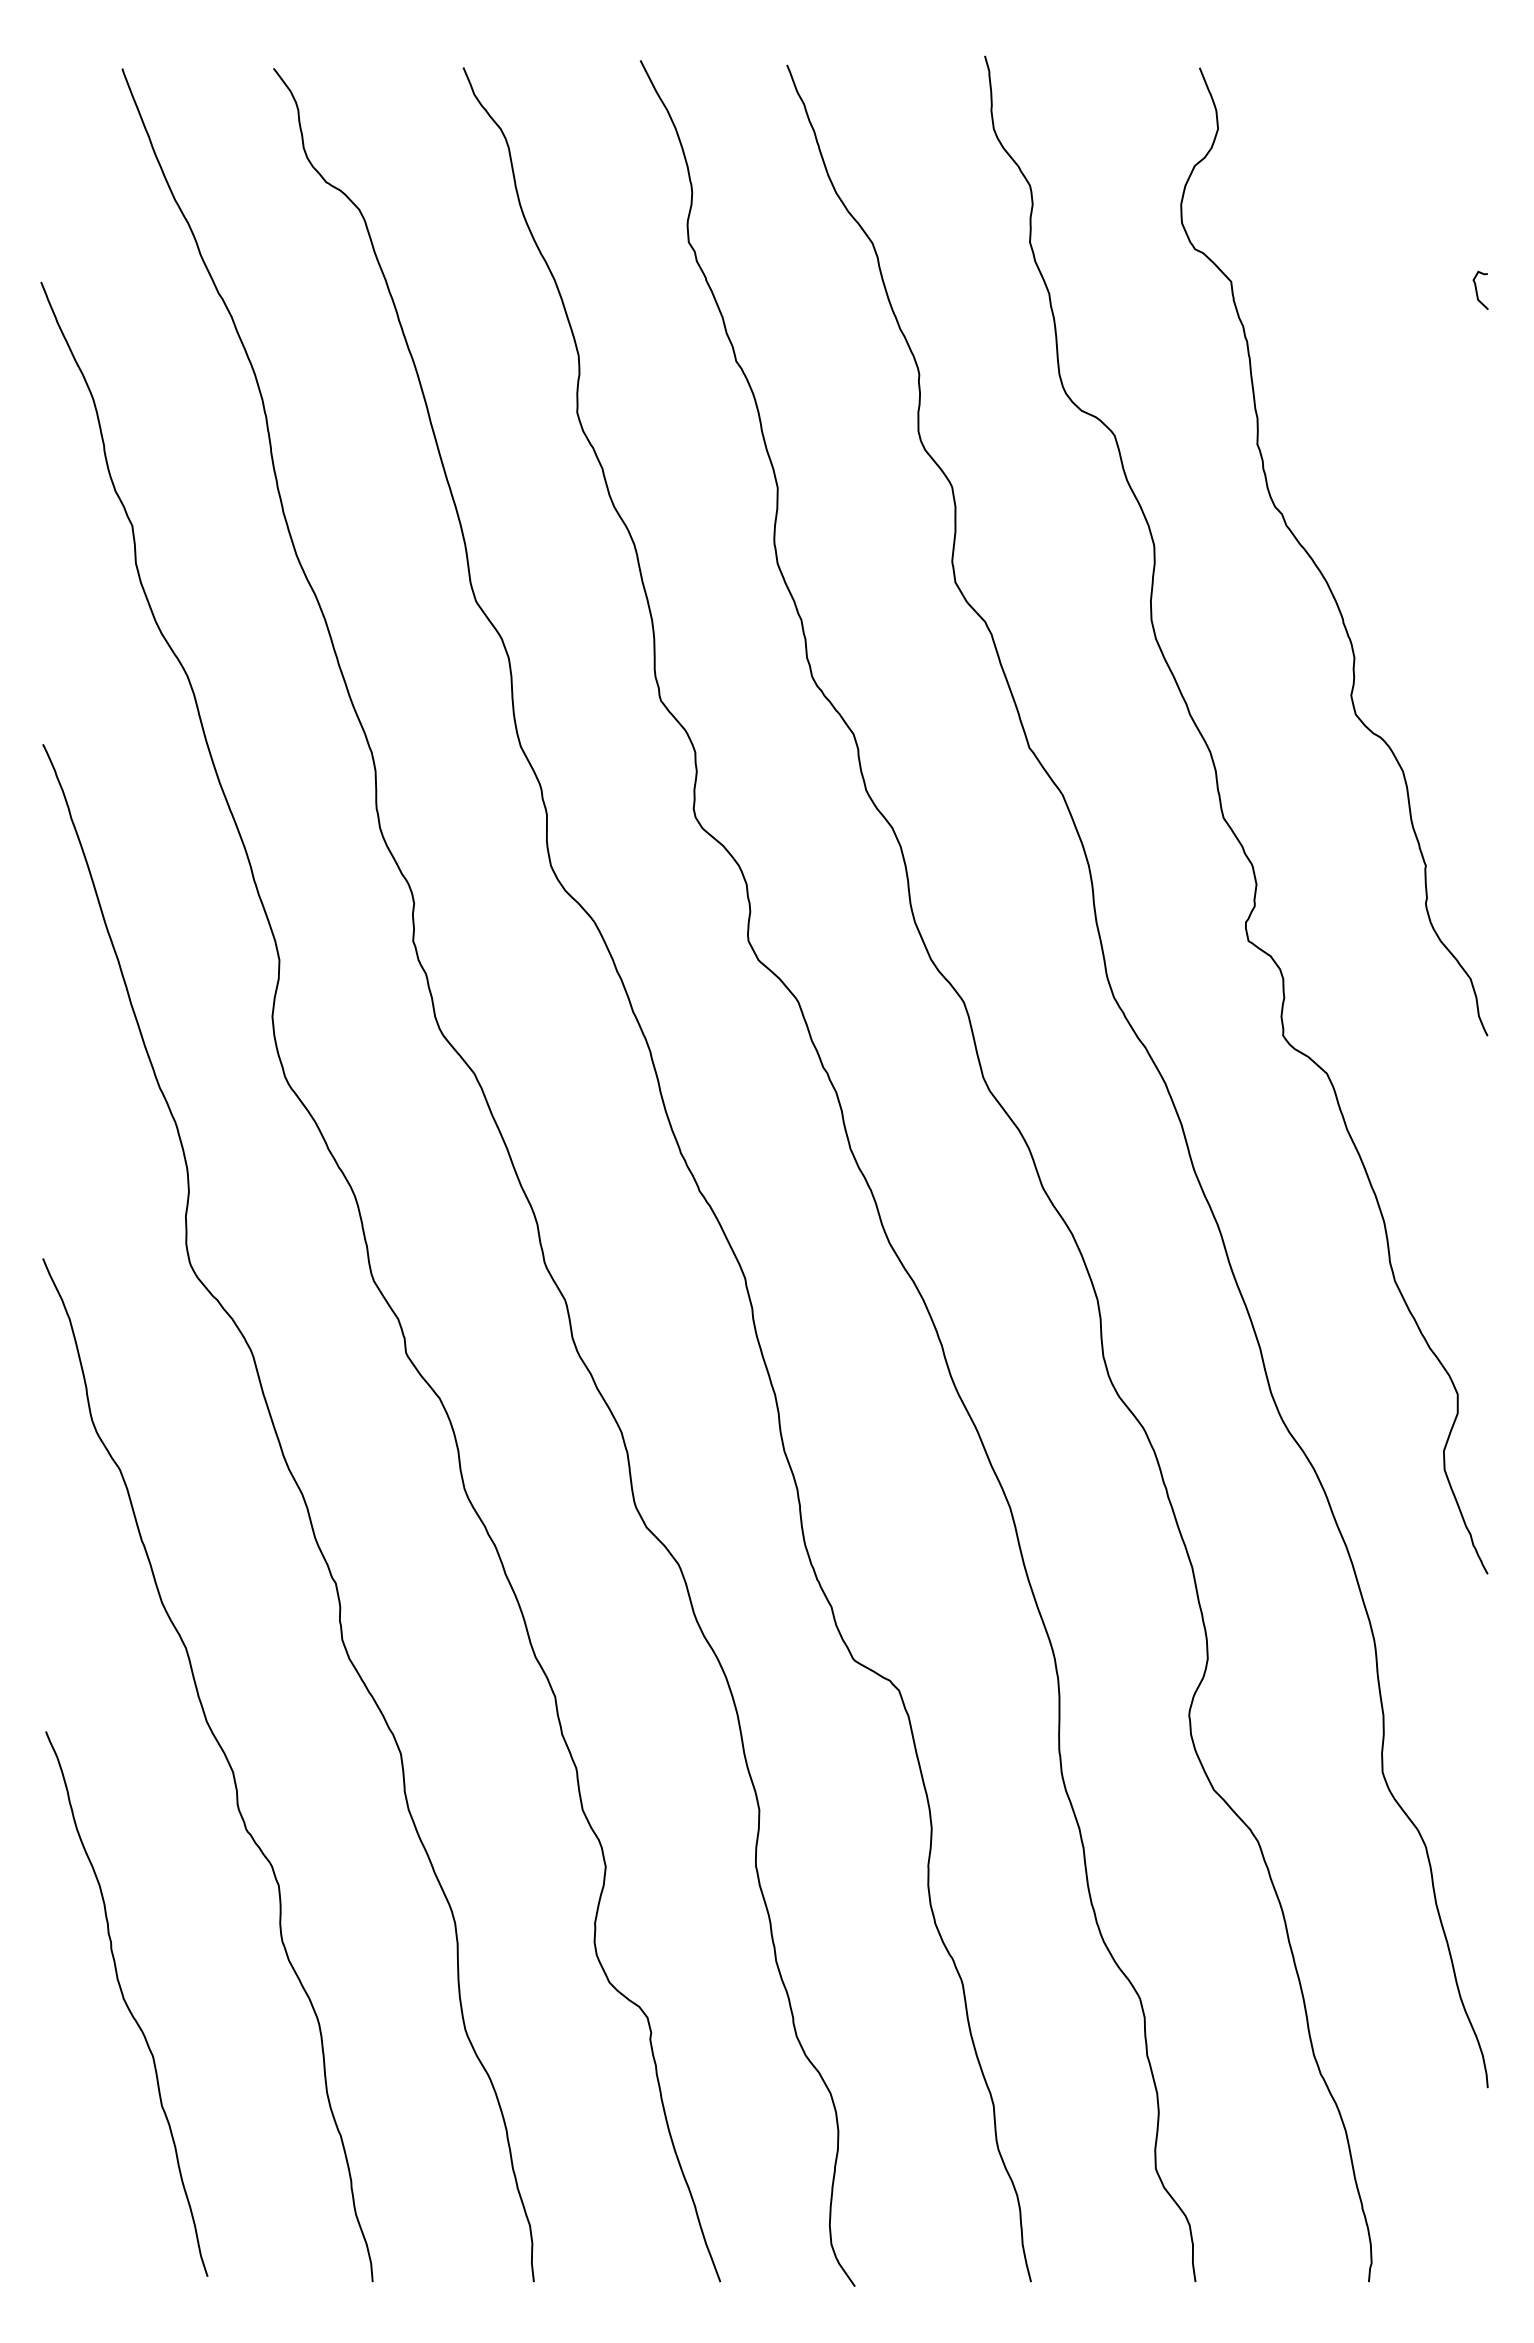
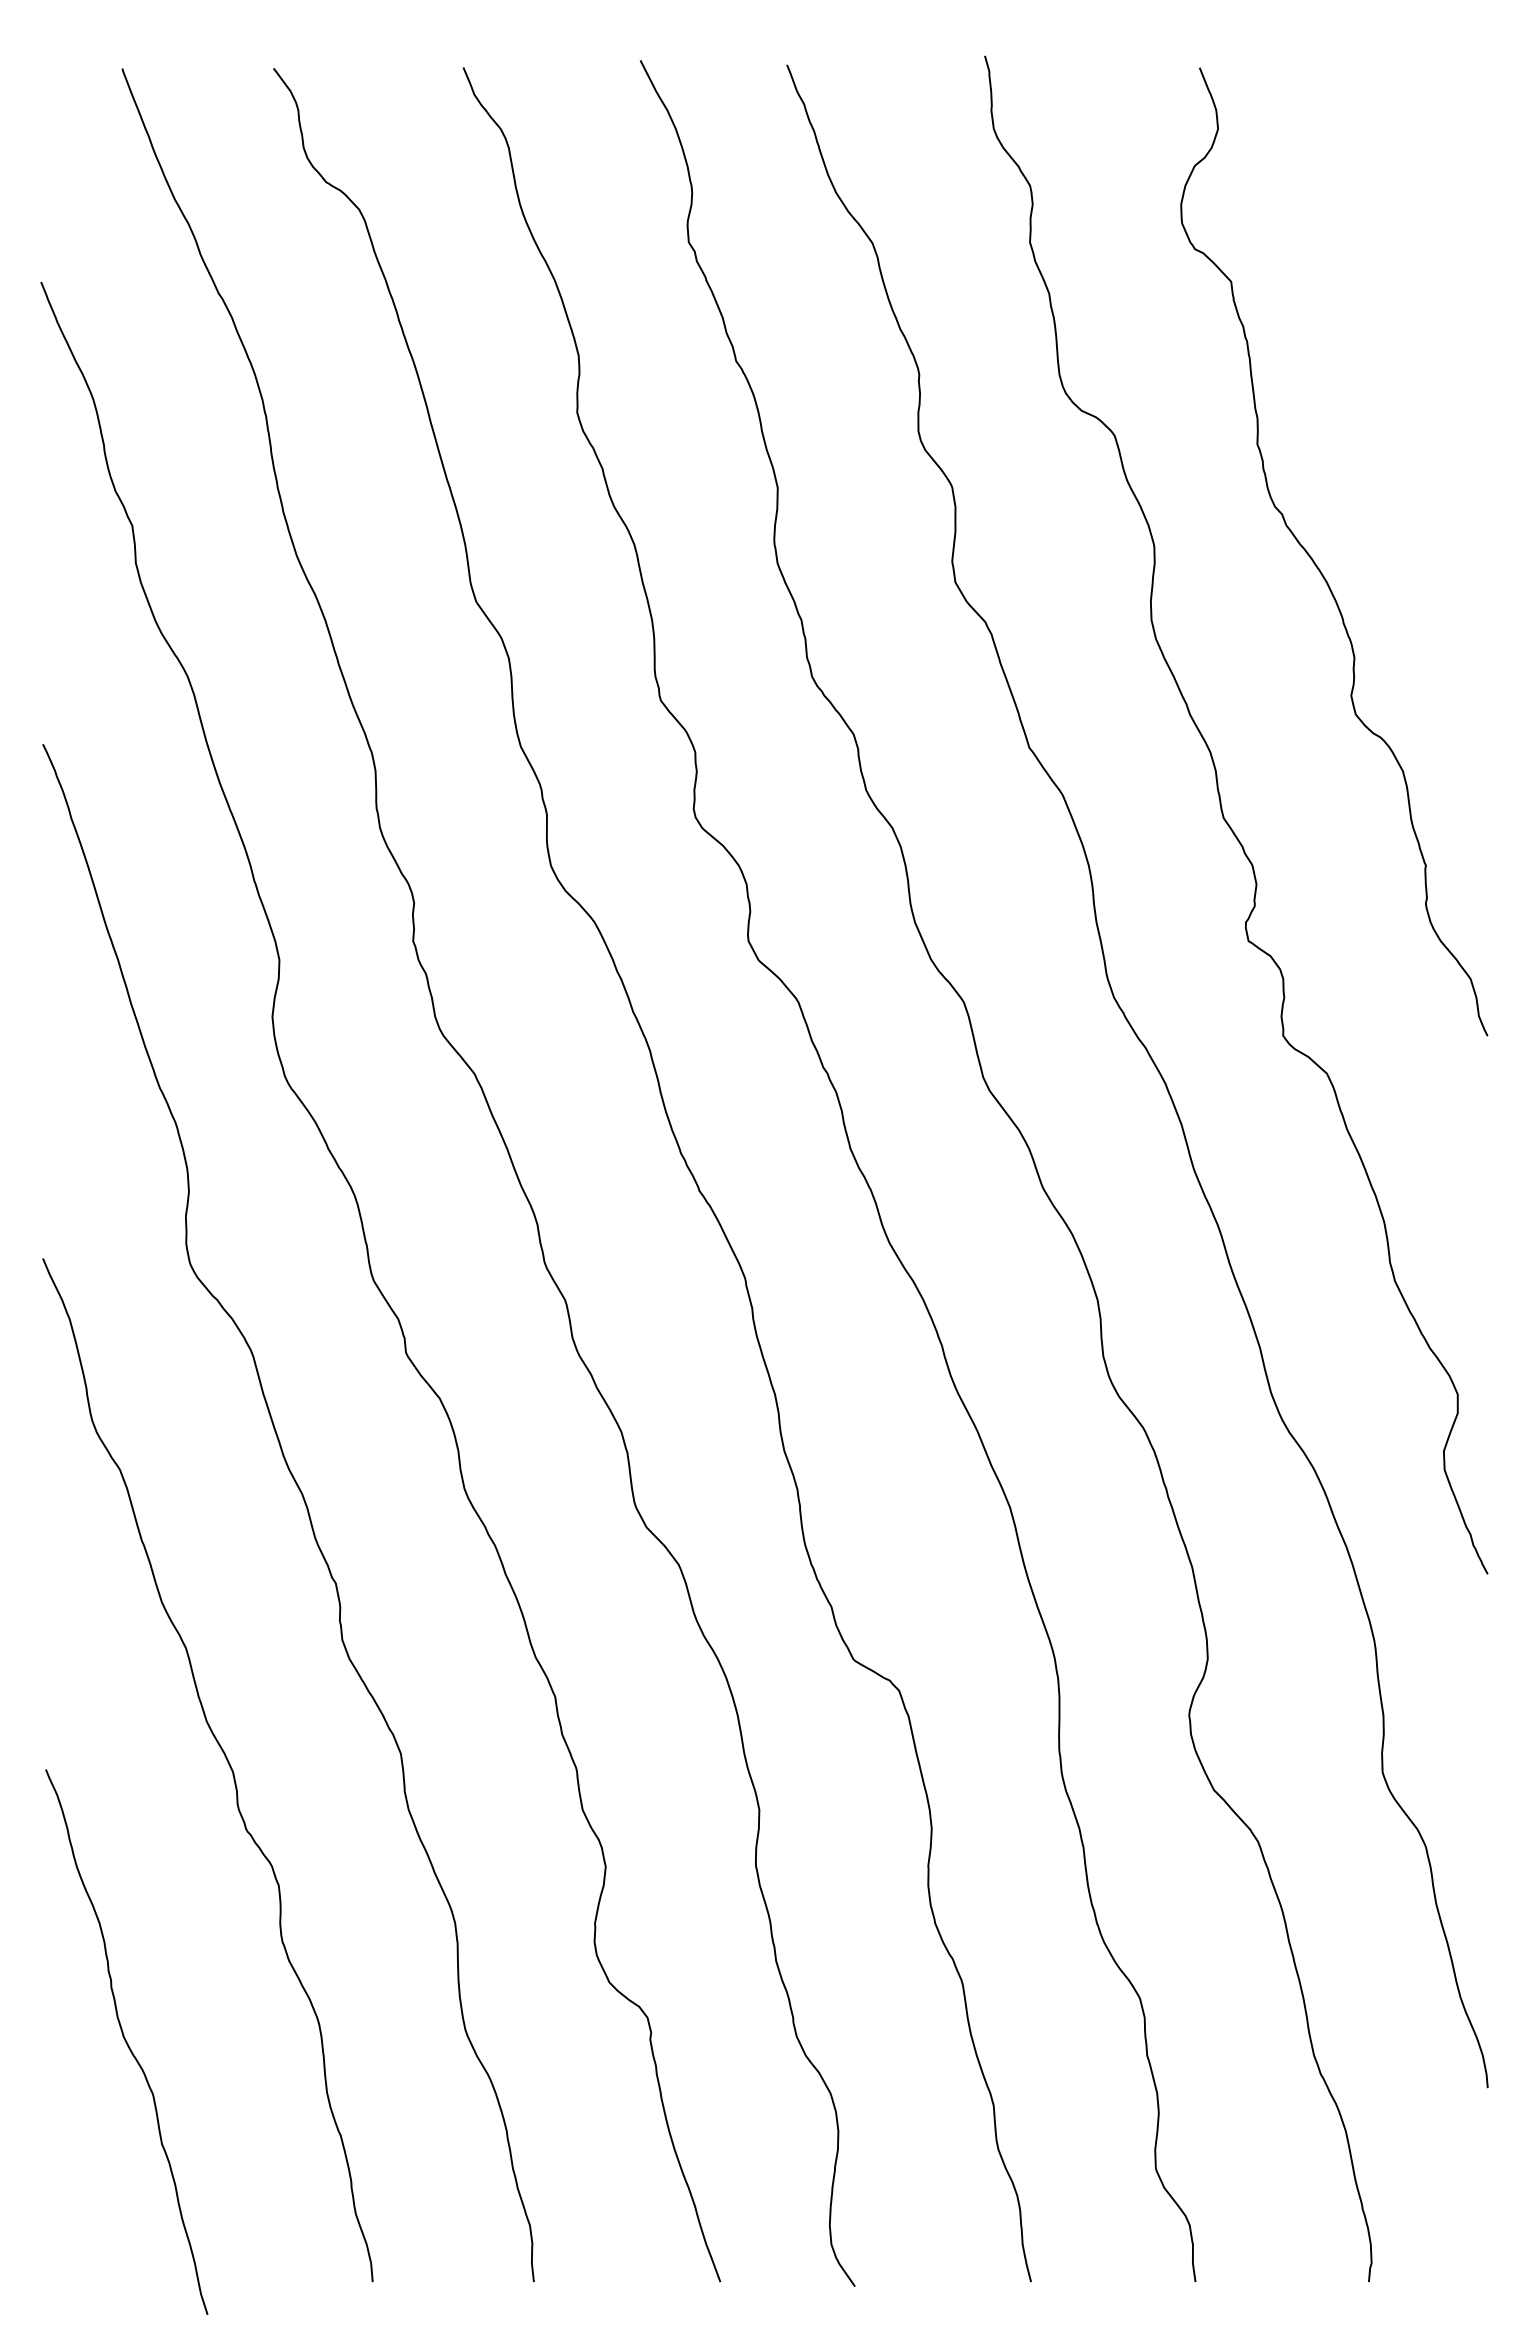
curve: present -> none (1477, 289)
curve position: (126, 2003) -> (126, 2041) (126, 2041)
